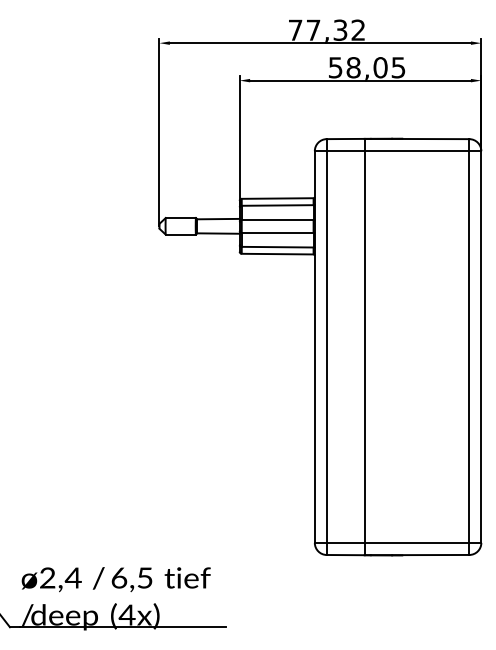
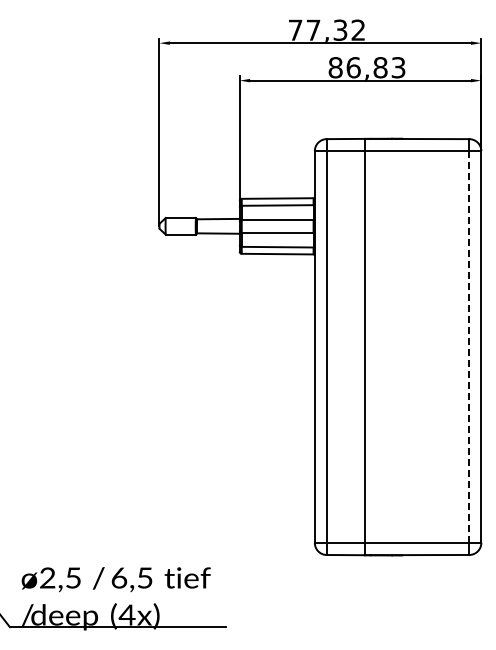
text: 58,05 -> 86,83 (366, 67)
line: solid -> dashed (469, 347)
text: ø2,4 -> ø2,5 (72, 577)
